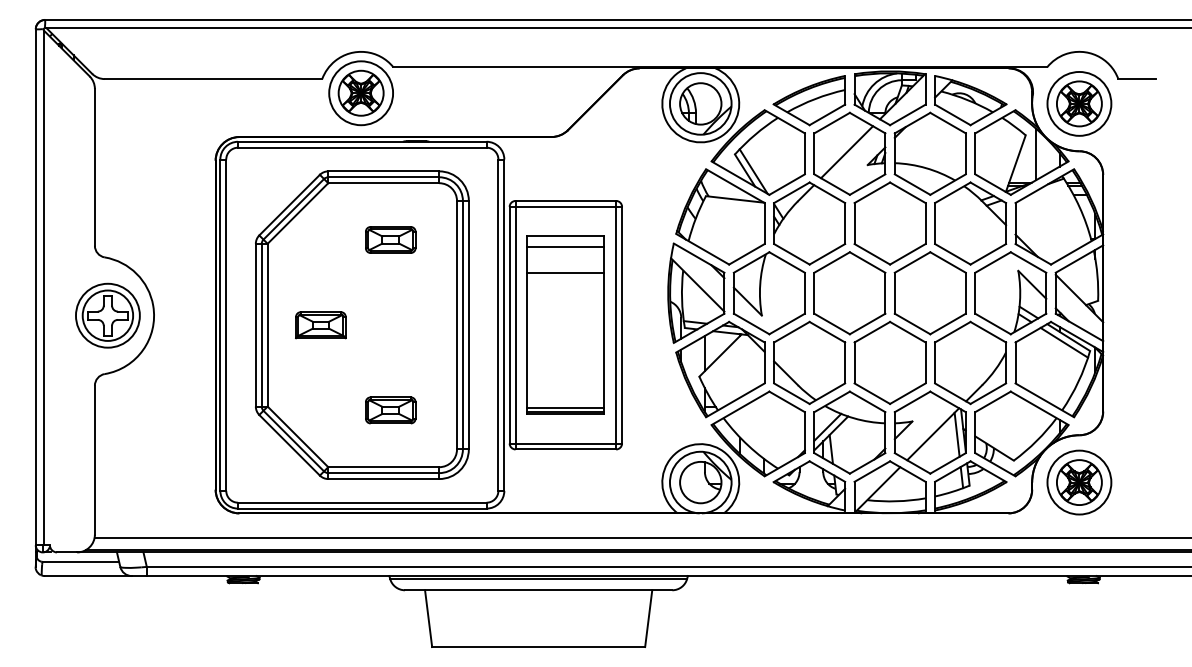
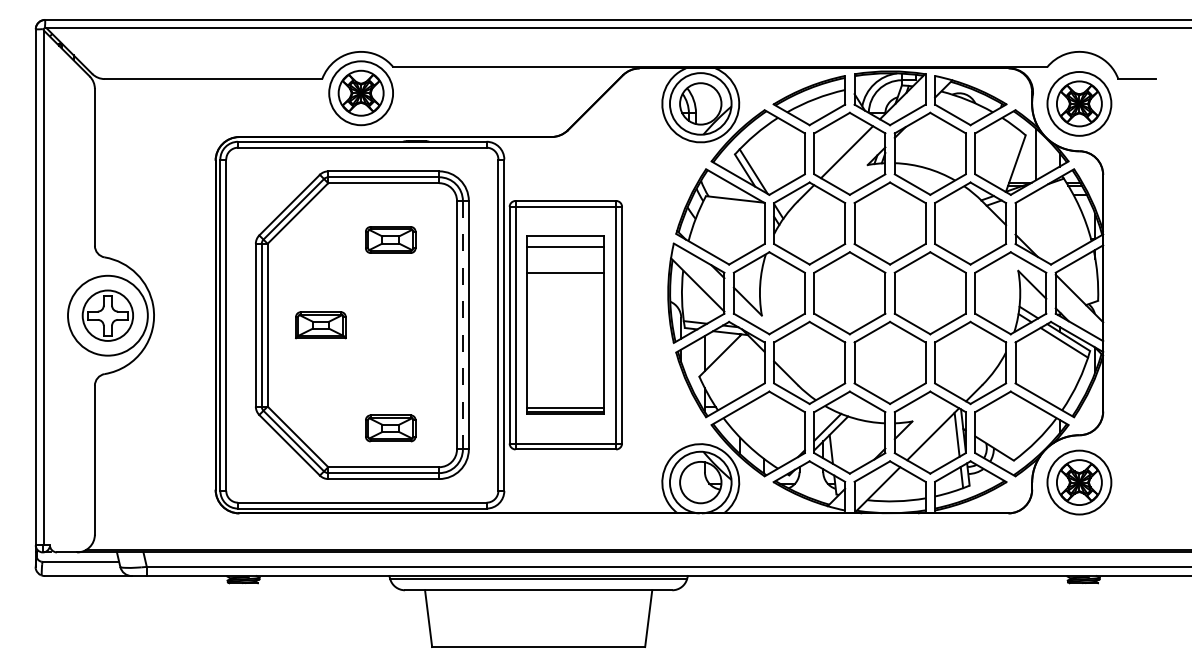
circle diameter: 64 px -> 80 px (107, 315)
line: solid -> dashed (462, 325)
part position: (390, 410) -> (390, 428) (390, 428)
line: present -> none (641, 538)
